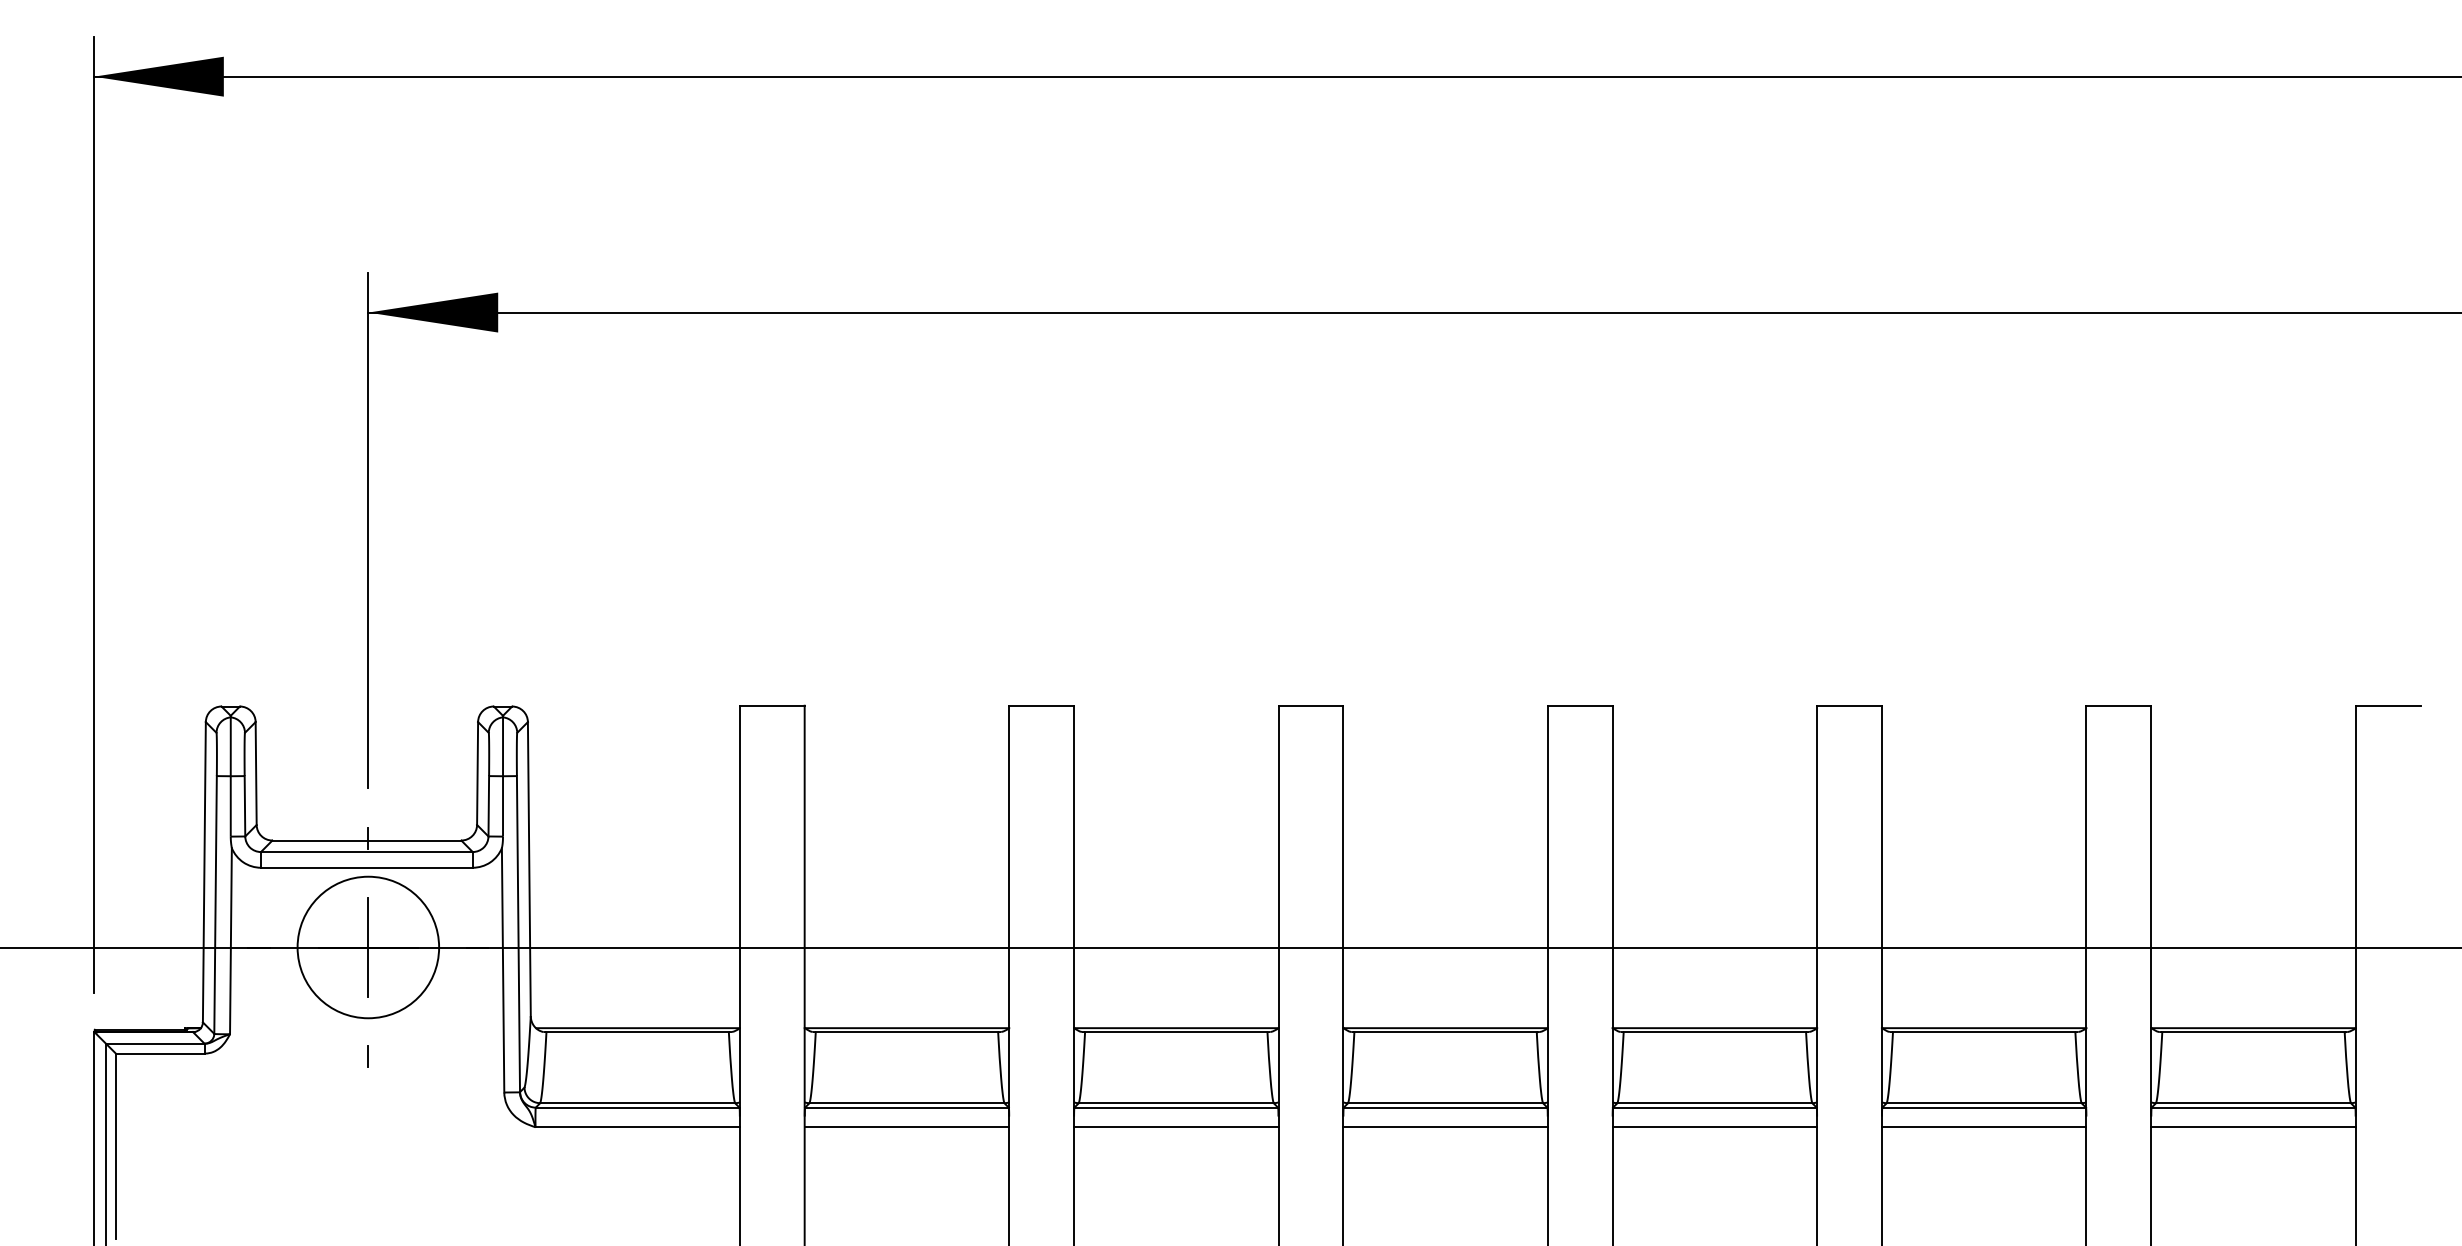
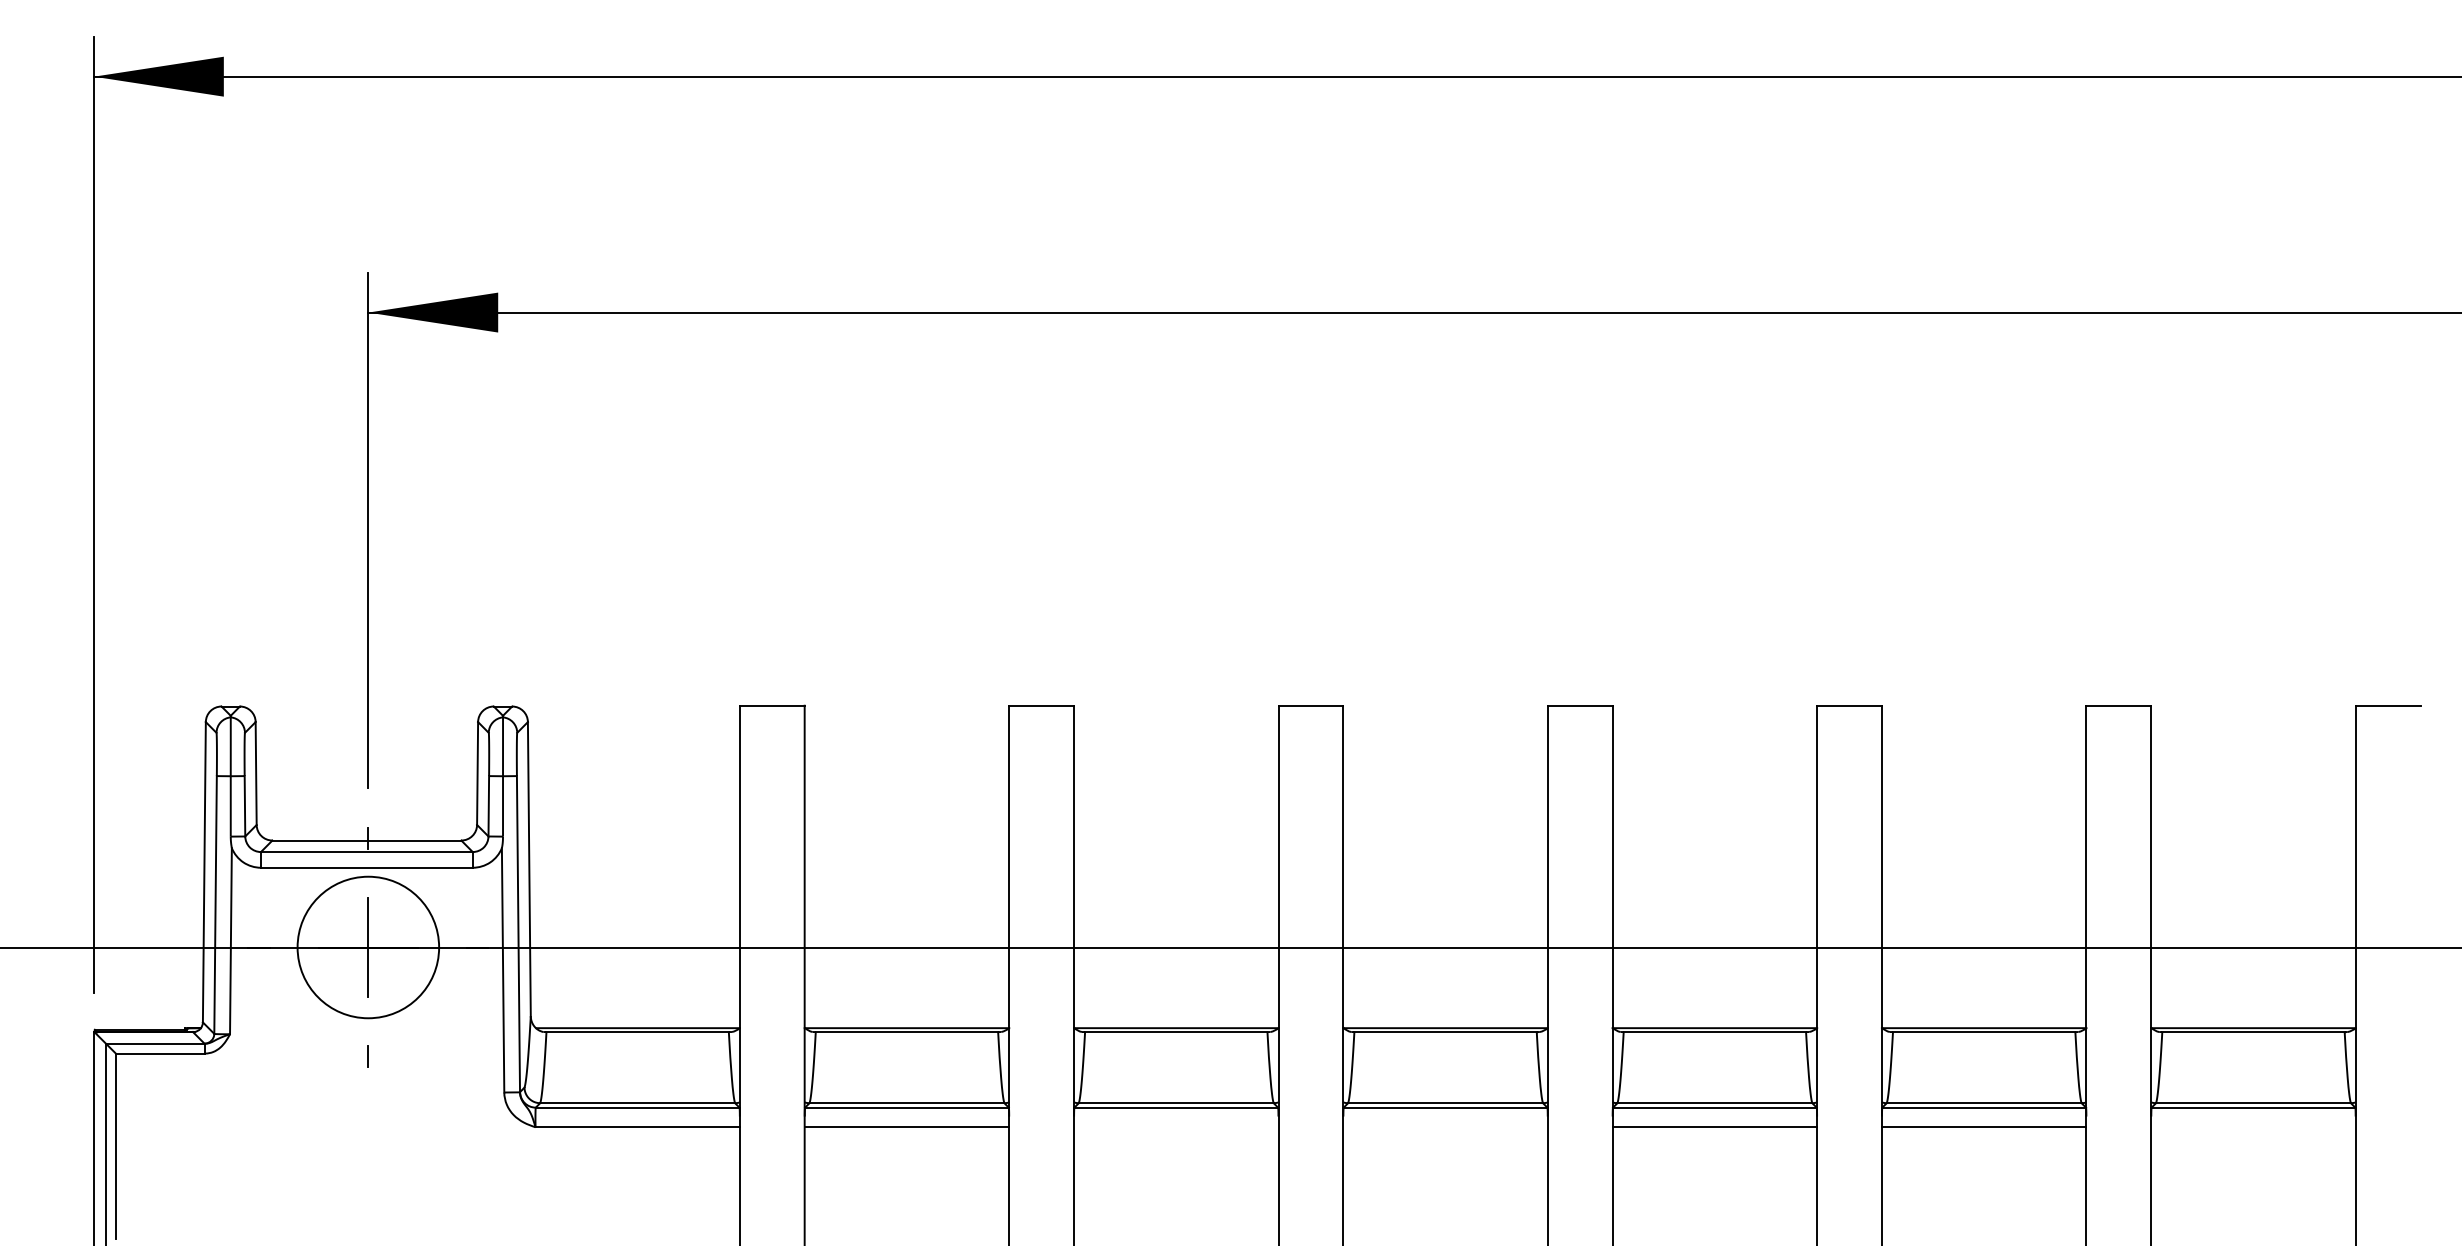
line: present -> none (1175, 1127)
line: present -> none (1445, 1127)
line: present -> none (2253, 1127)
